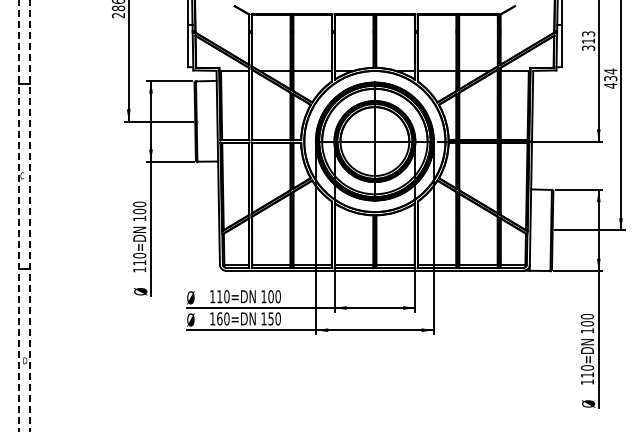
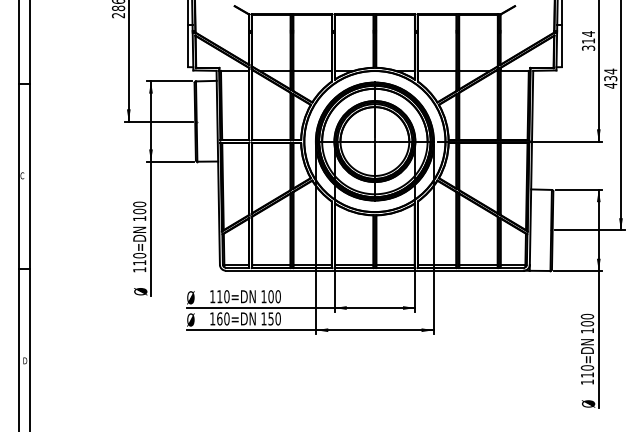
text: 313 -> 314 (588, 33)
line: dashed -> solid (19, 216)
line: dashed -> solid (30, 216)
